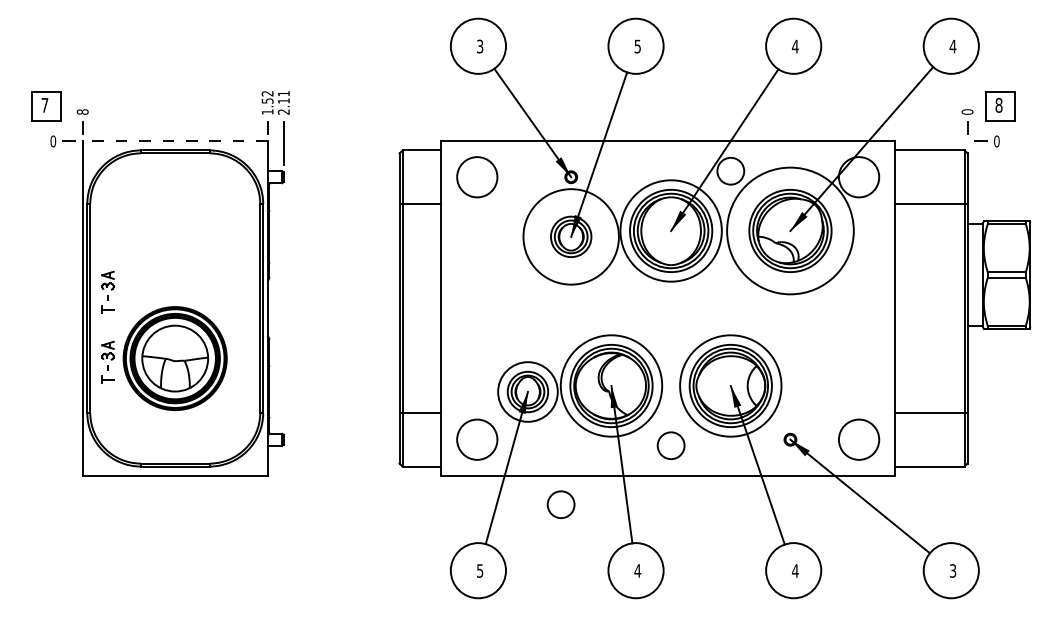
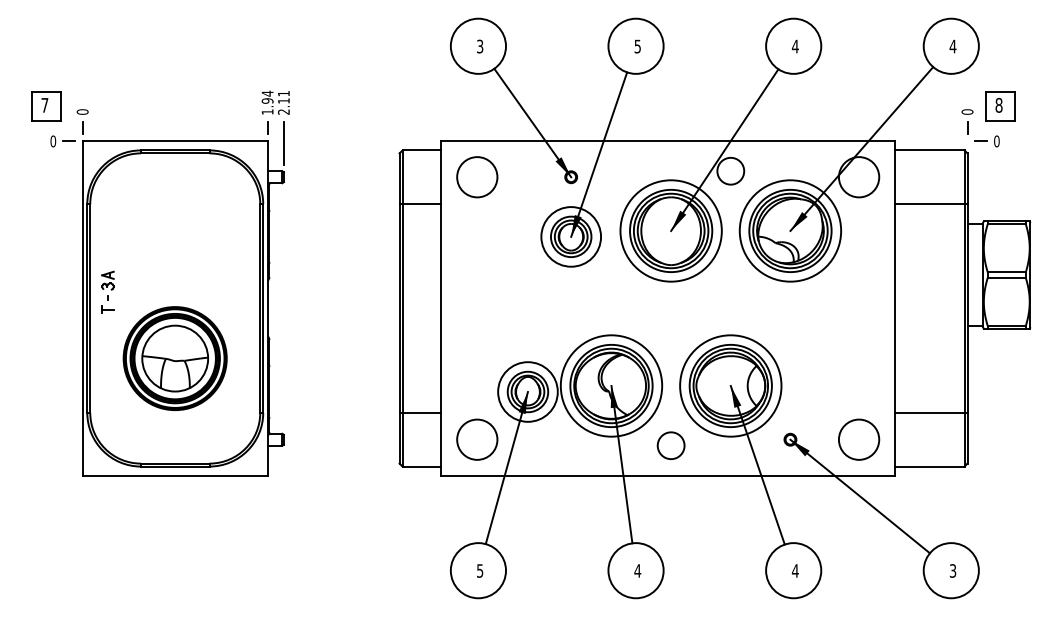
text: 1.52 -> 1.94 (267, 96)
text: 8 -> 0 (82, 111)
line: dashed -> solid (174, 141)
circle diameter: 127 px -> 101 px (790, 230)
circle diameter: 95 px -> 60 px (571, 236)
part: present -> none (107, 361)
circle: present -> none (560, 504)
